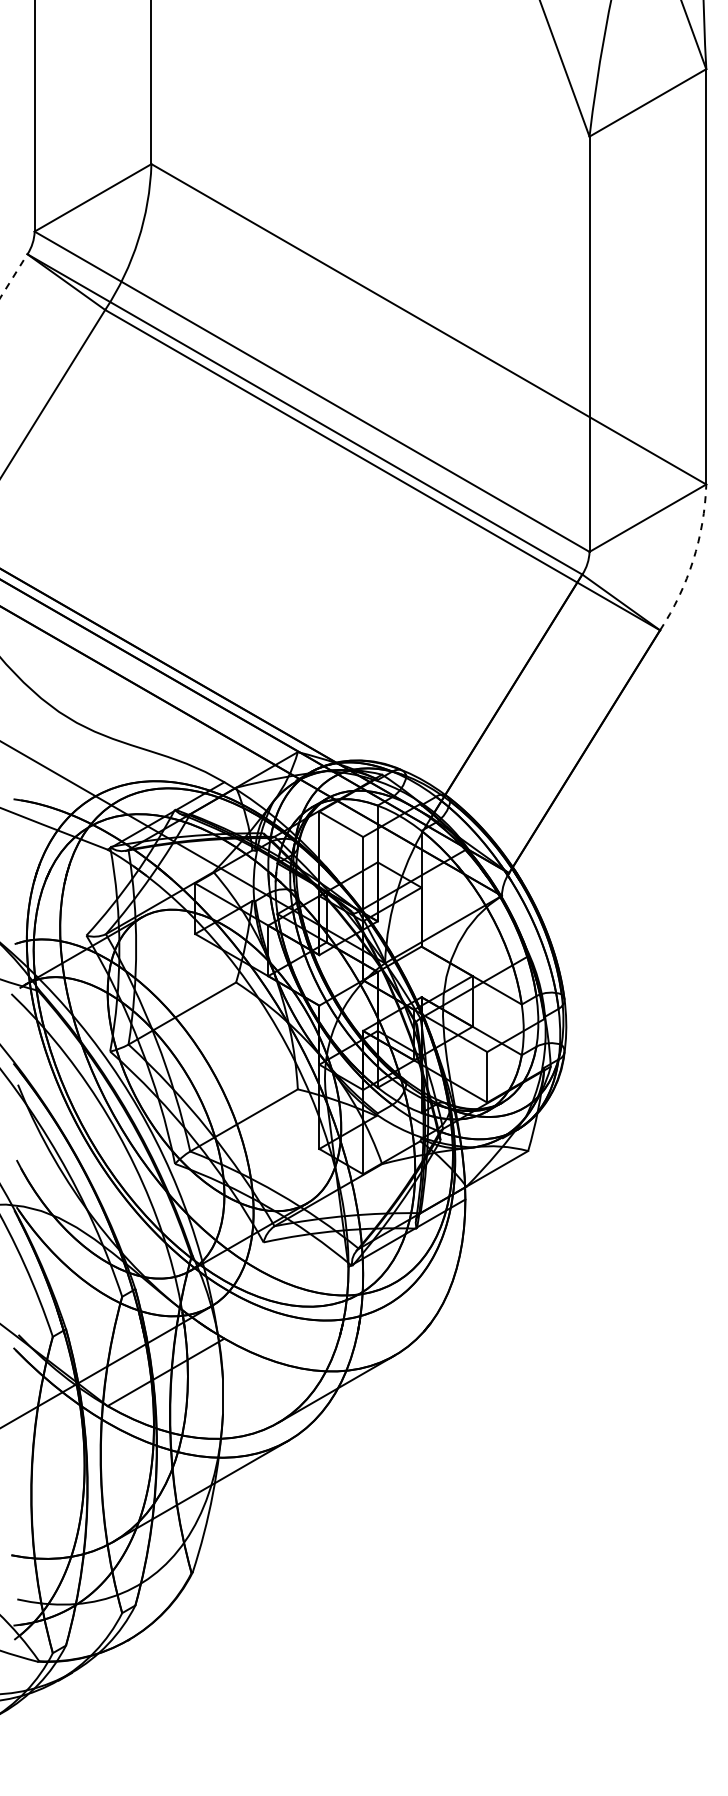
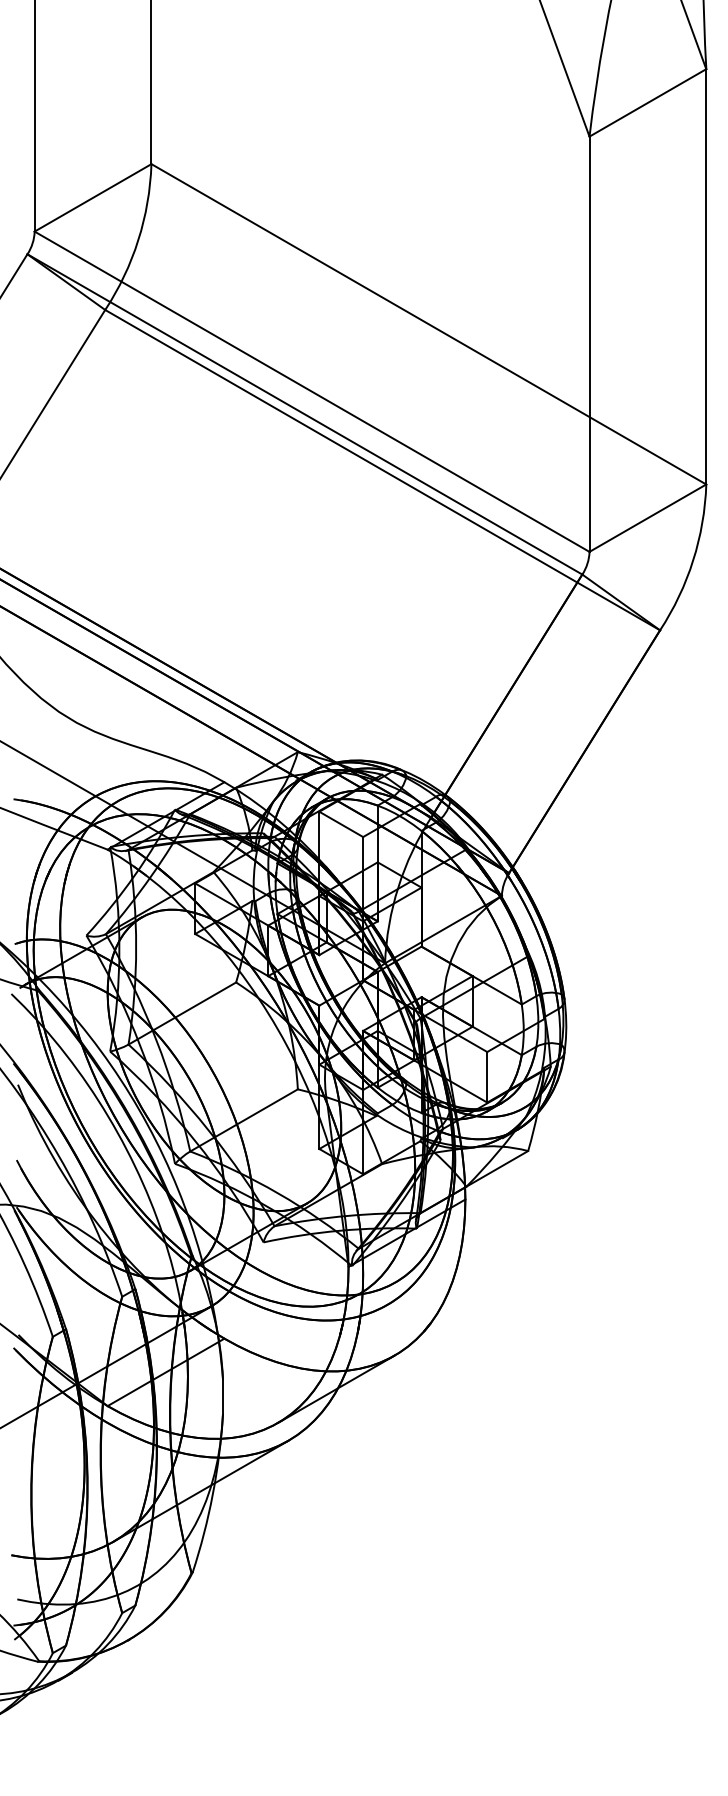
line: dashed -> solid (13, 276)
arc: dashed -> solid (693, 560)
